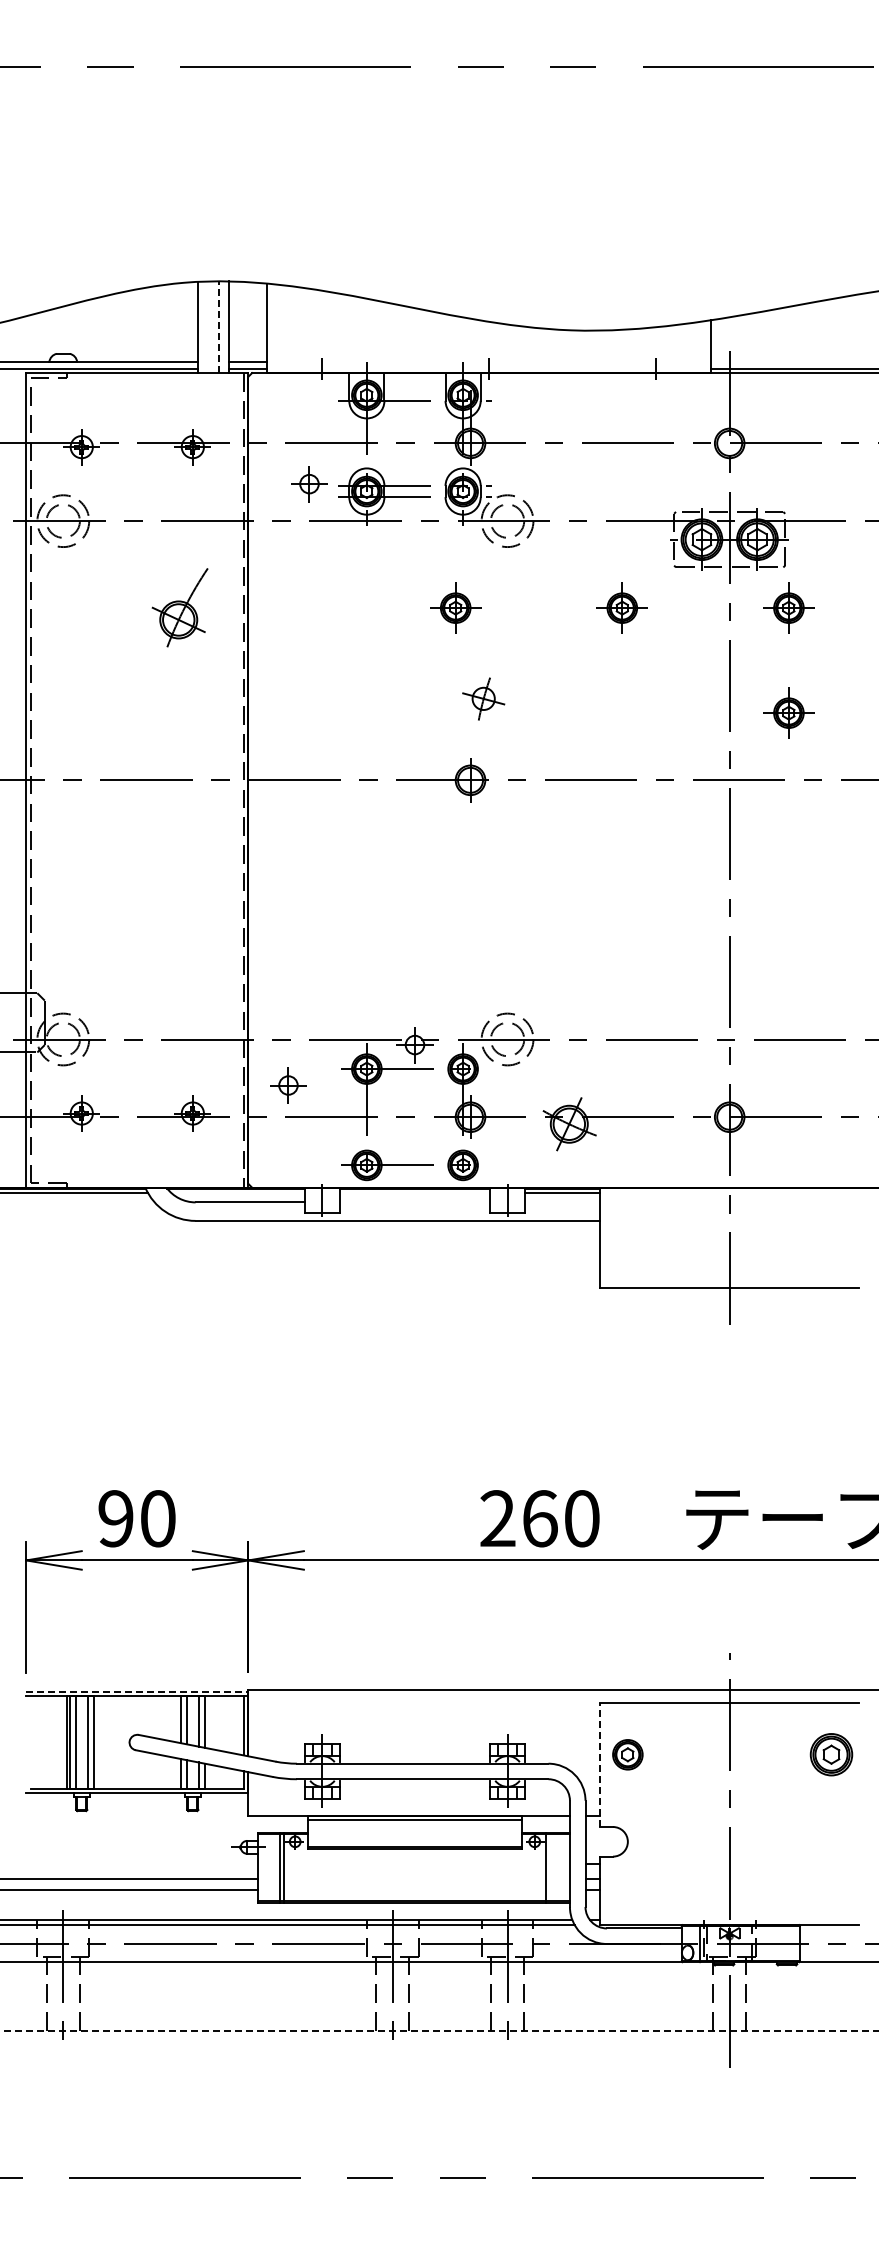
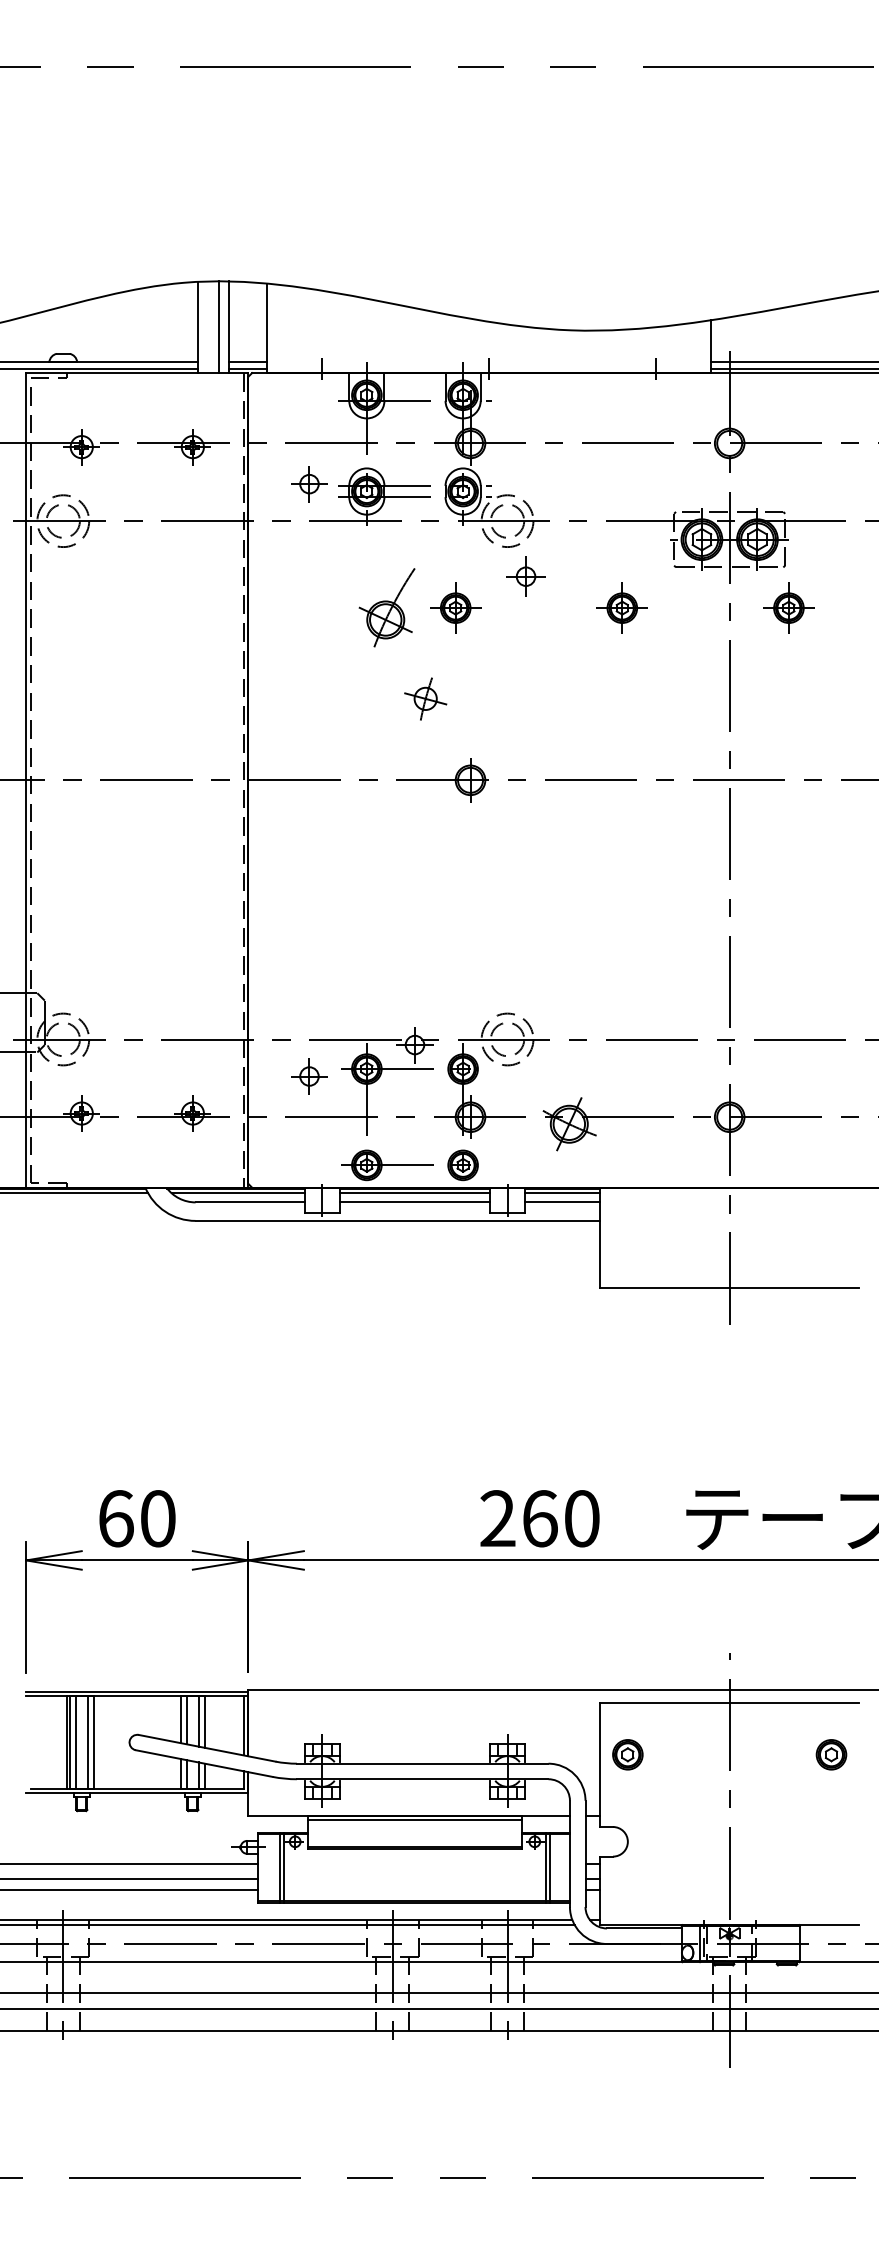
line: dashed -> solid (218, 327)
line: none -> present (793, 361)
part: none -> present (525, 576)
part position: (179, 607) -> (386, 607) (386, 607)
part position: (483, 698) -> (425, 698) (425, 698)
part: present -> none (788, 712)
part position: (288, 1085) -> (309, 1076) (309, 1076)
line: none -> present (237, 1193)
line: none -> present (414, 1193)
line: none -> present (414, 1202)
line: none -> present (562, 1202)
text: 90 -> 60 (115, 1518)
line: dashed -> solid (137, 1691)
part size: 45x44 px -> 33x32 px (831, 1754)
line: dashed -> solid (600, 1764)
line: none -> present (130, 1864)
line: none -> present (549, 1867)
line: none -> present (438, 1992)
line: none -> present (438, 2009)
line: dashed -> solid (439, 2030)
